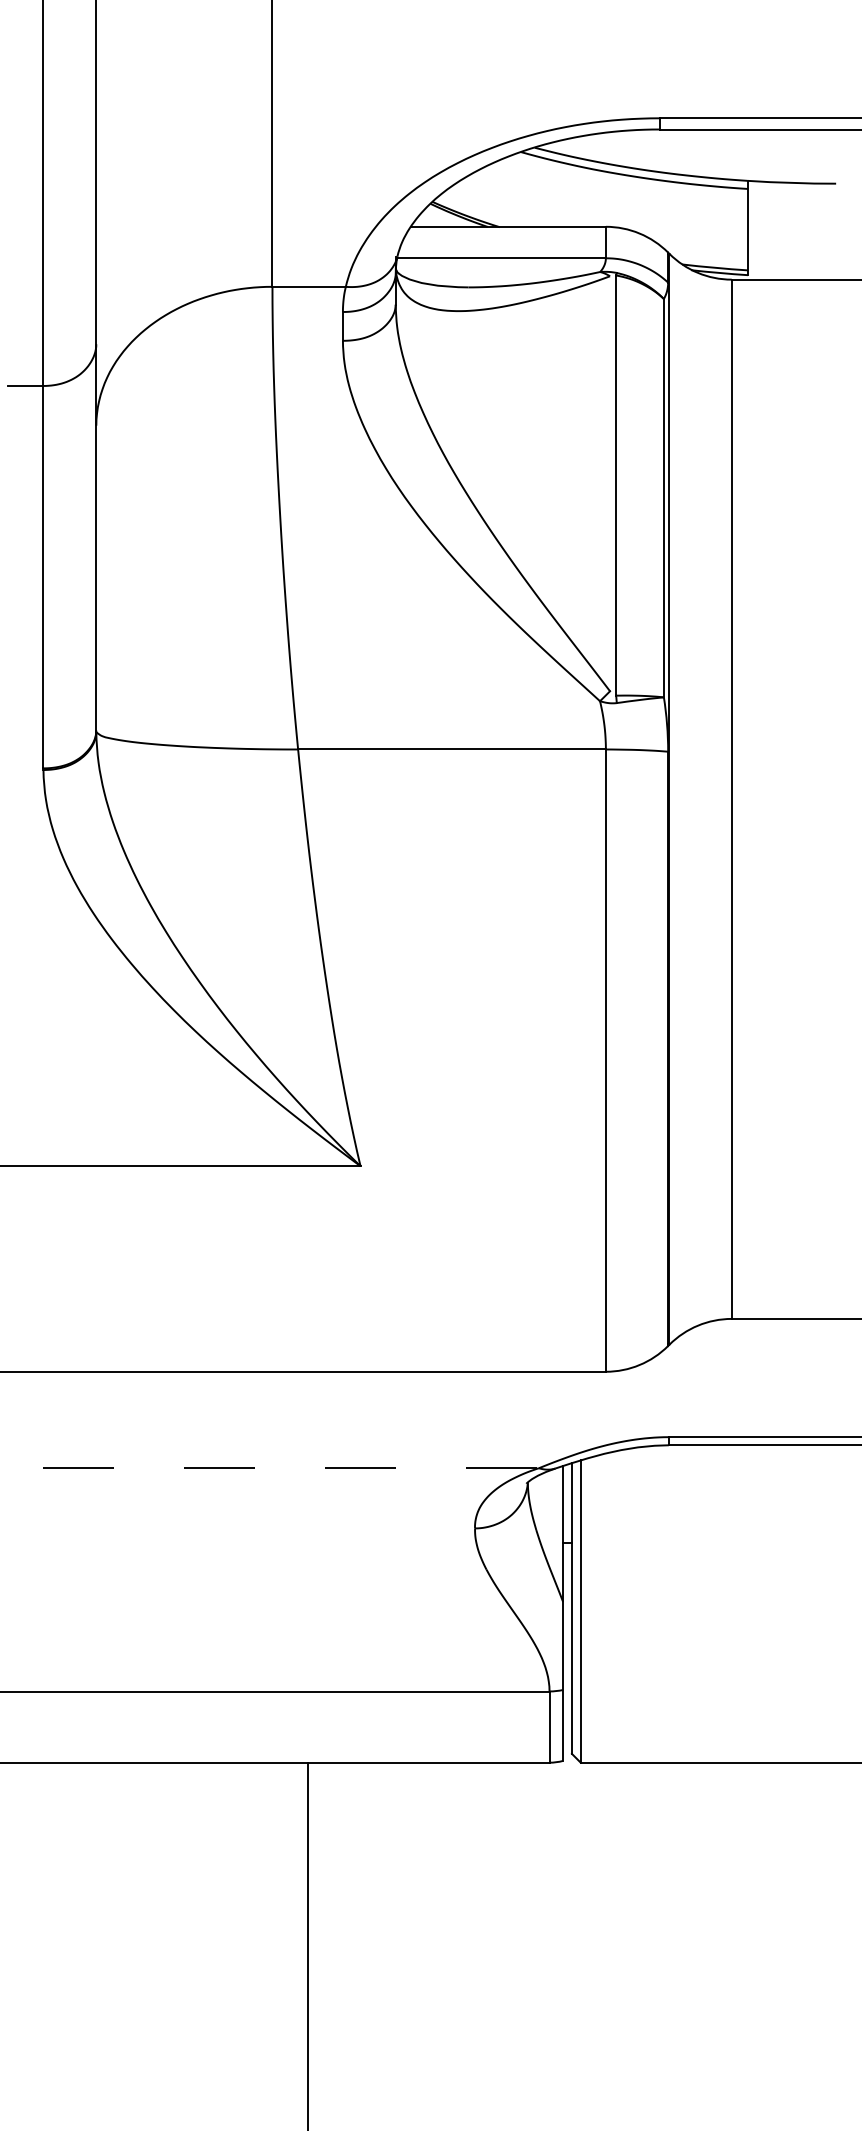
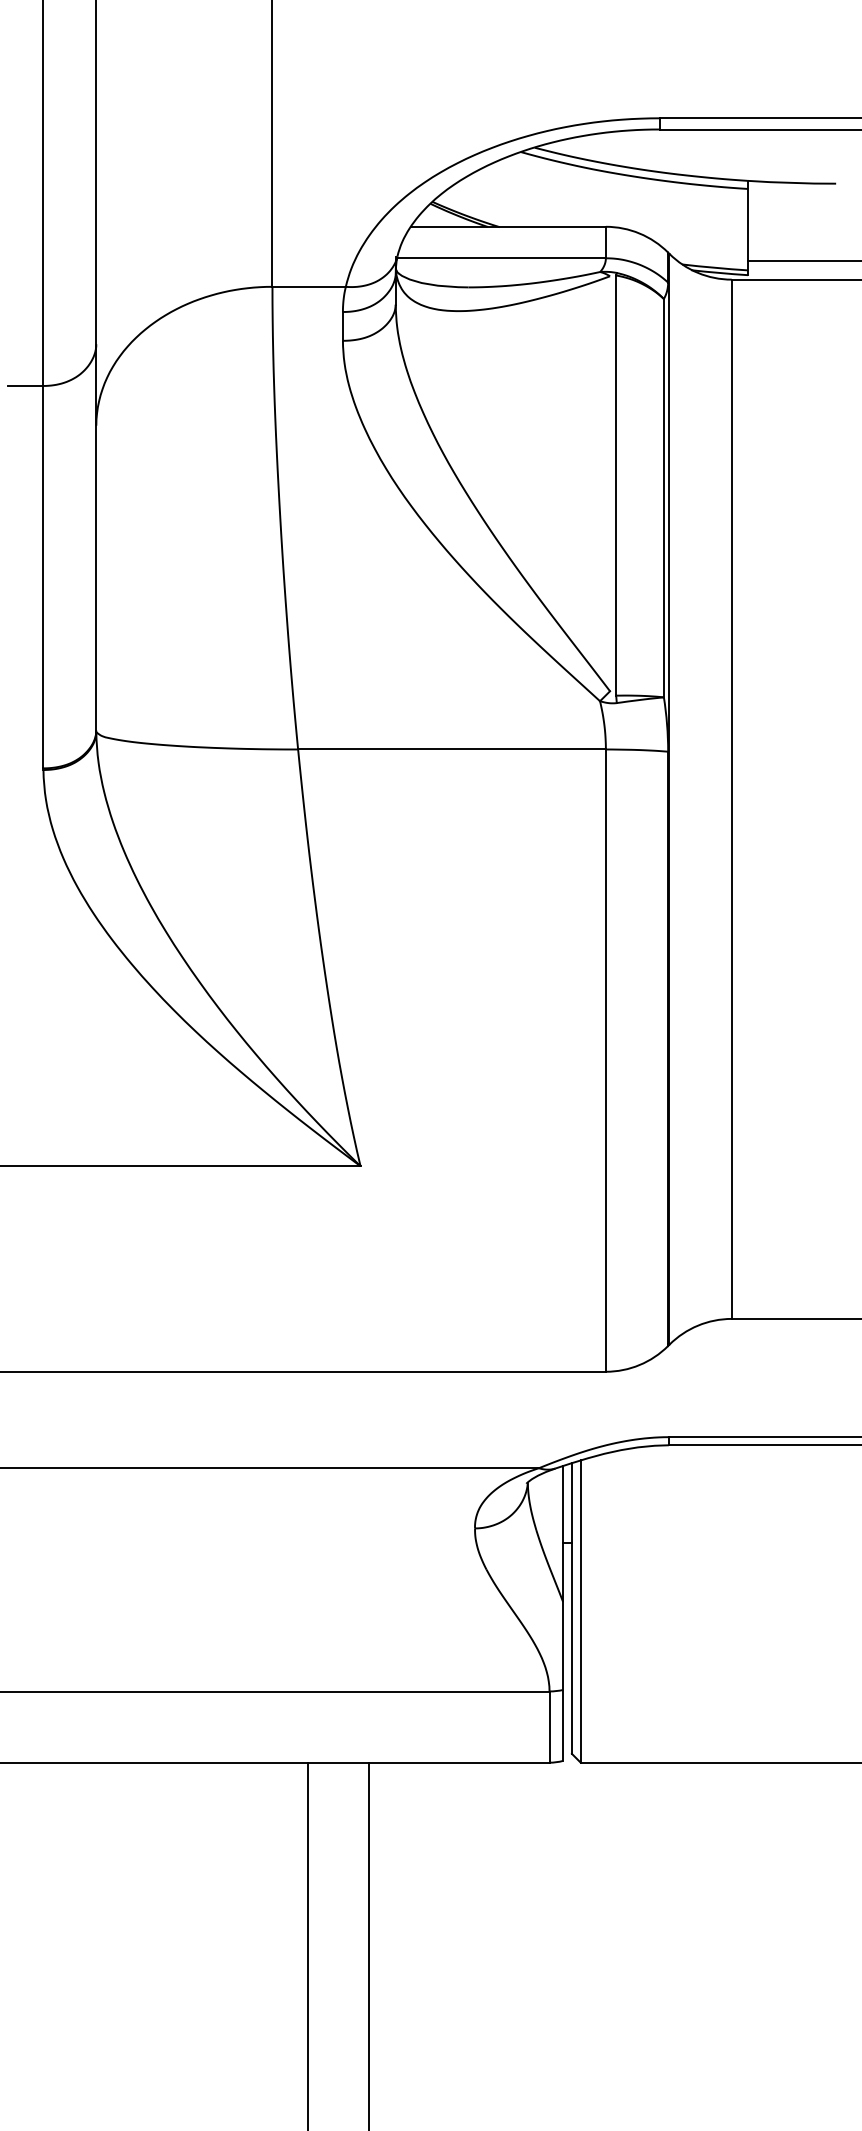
line: none -> present (803, 261)
line: dashed -> solid (270, 1468)
line: none -> present (369, 1944)
